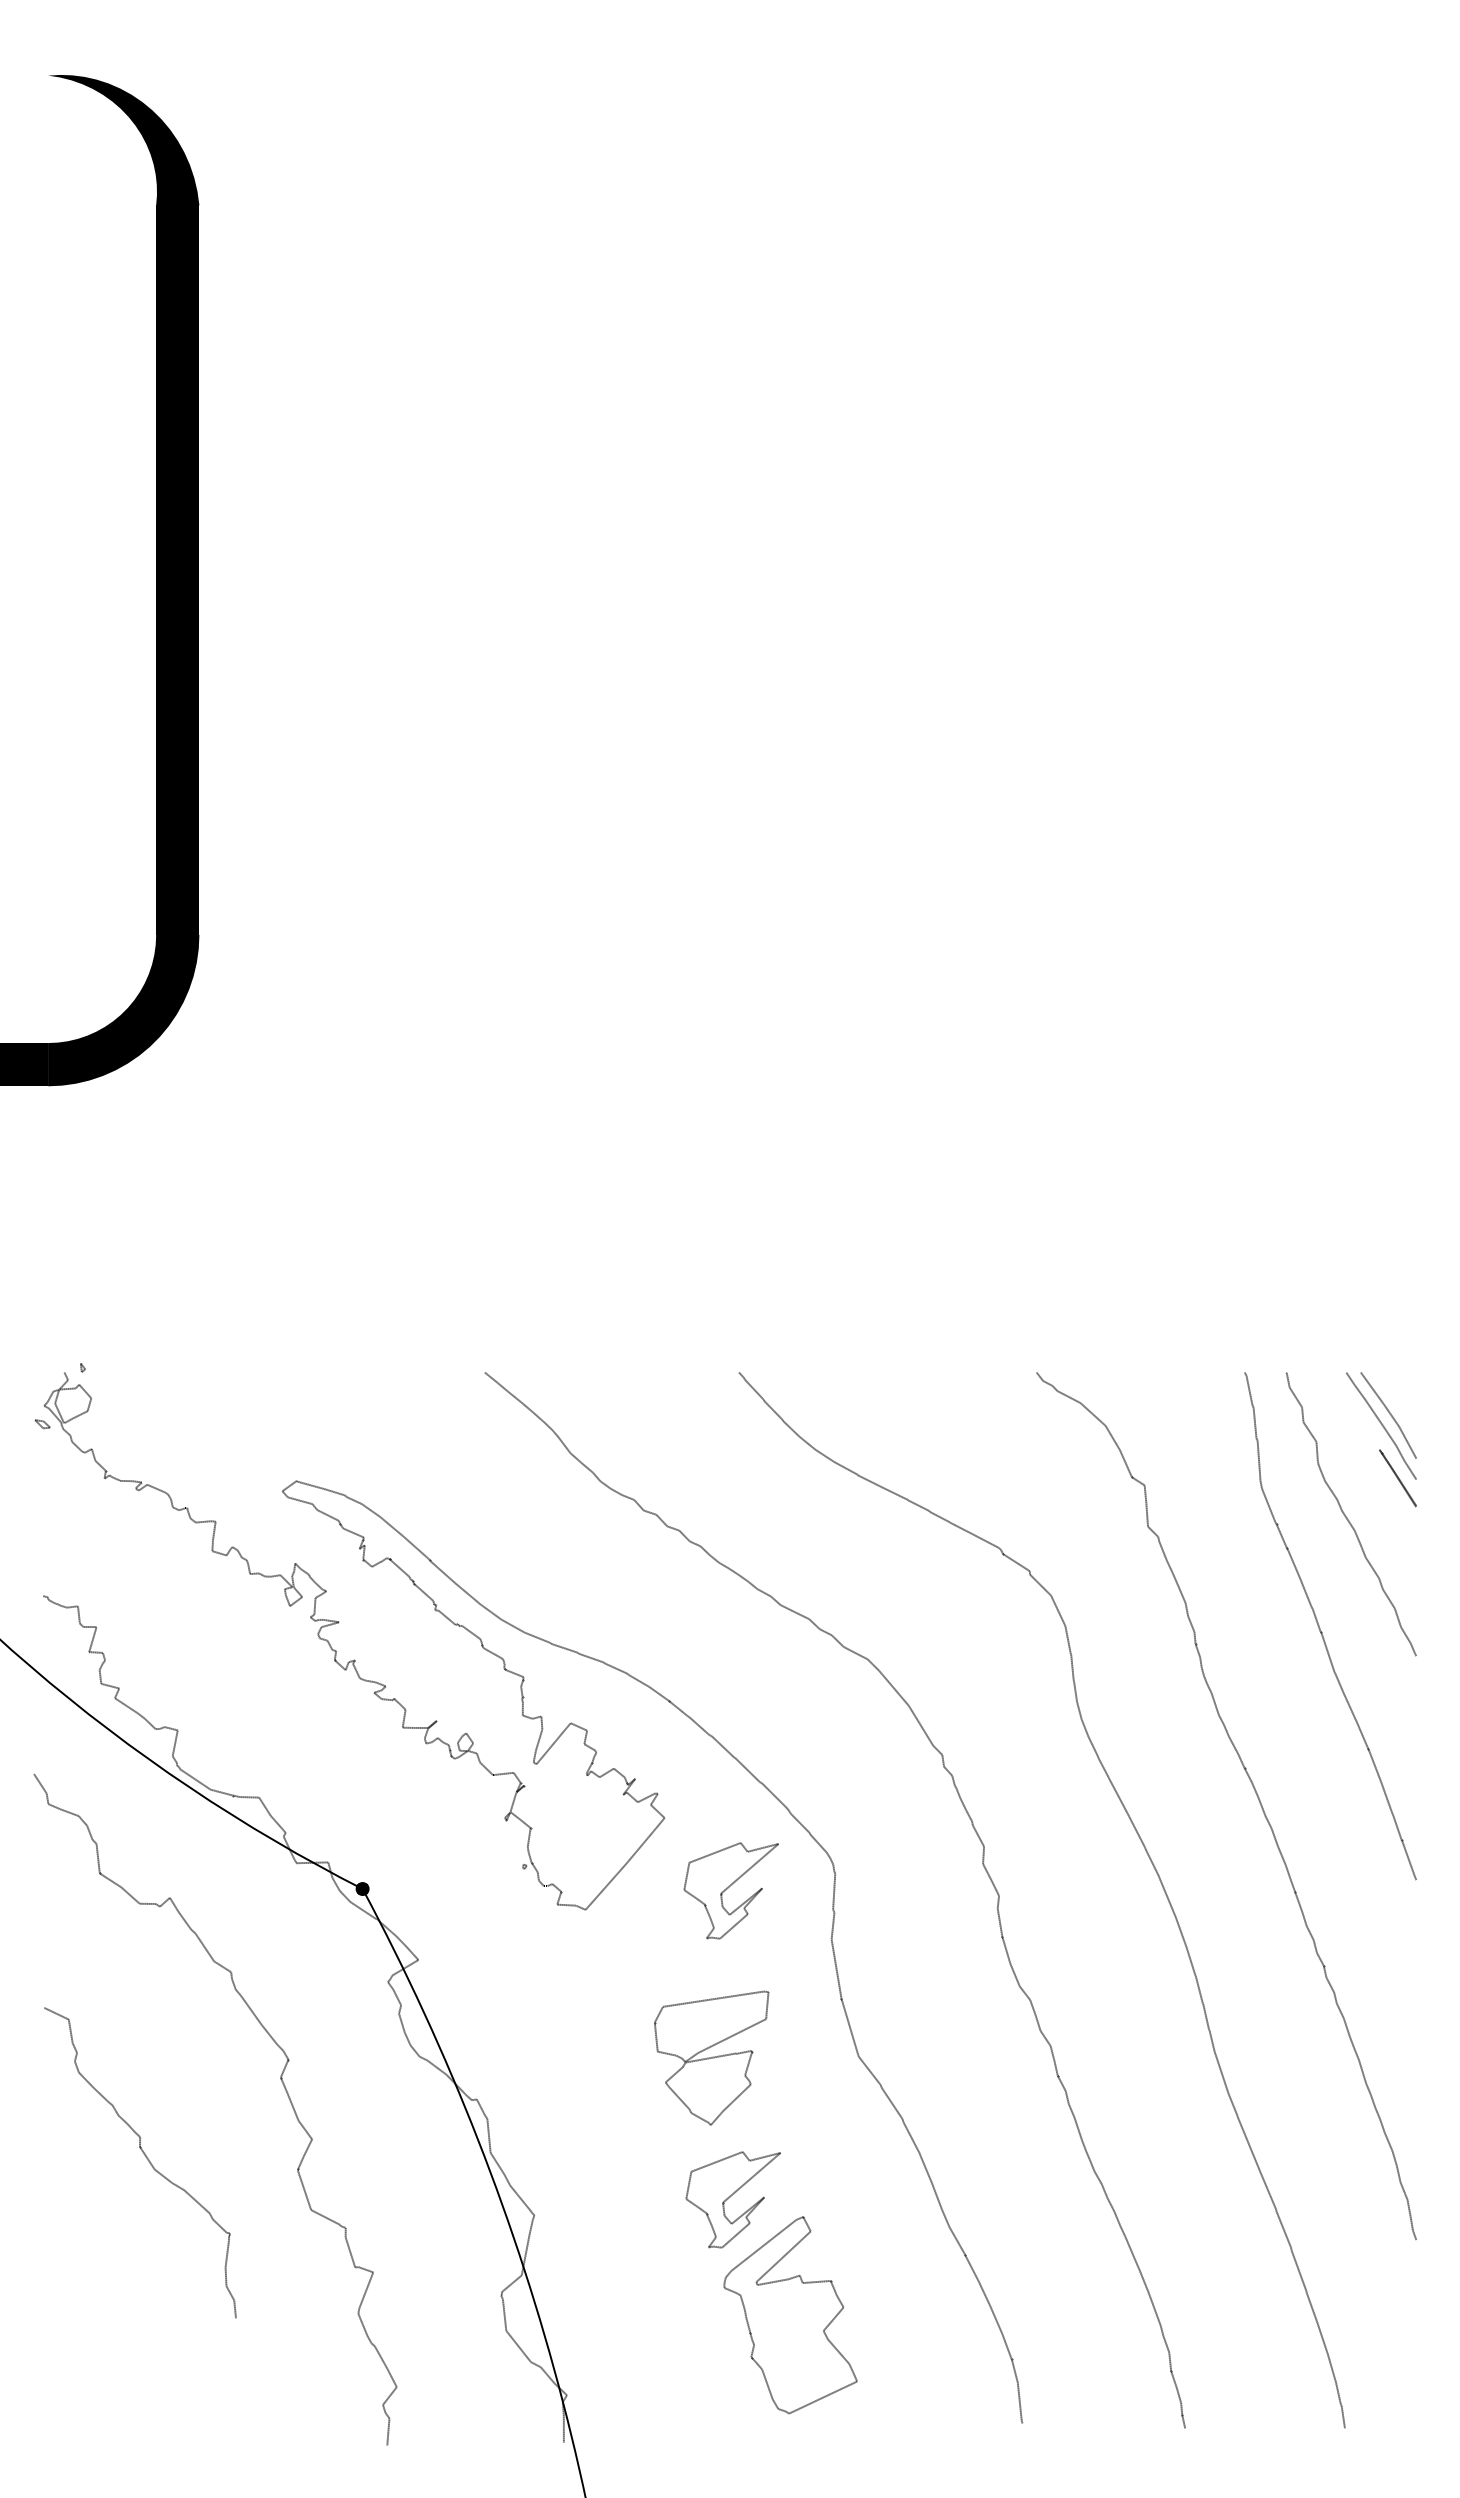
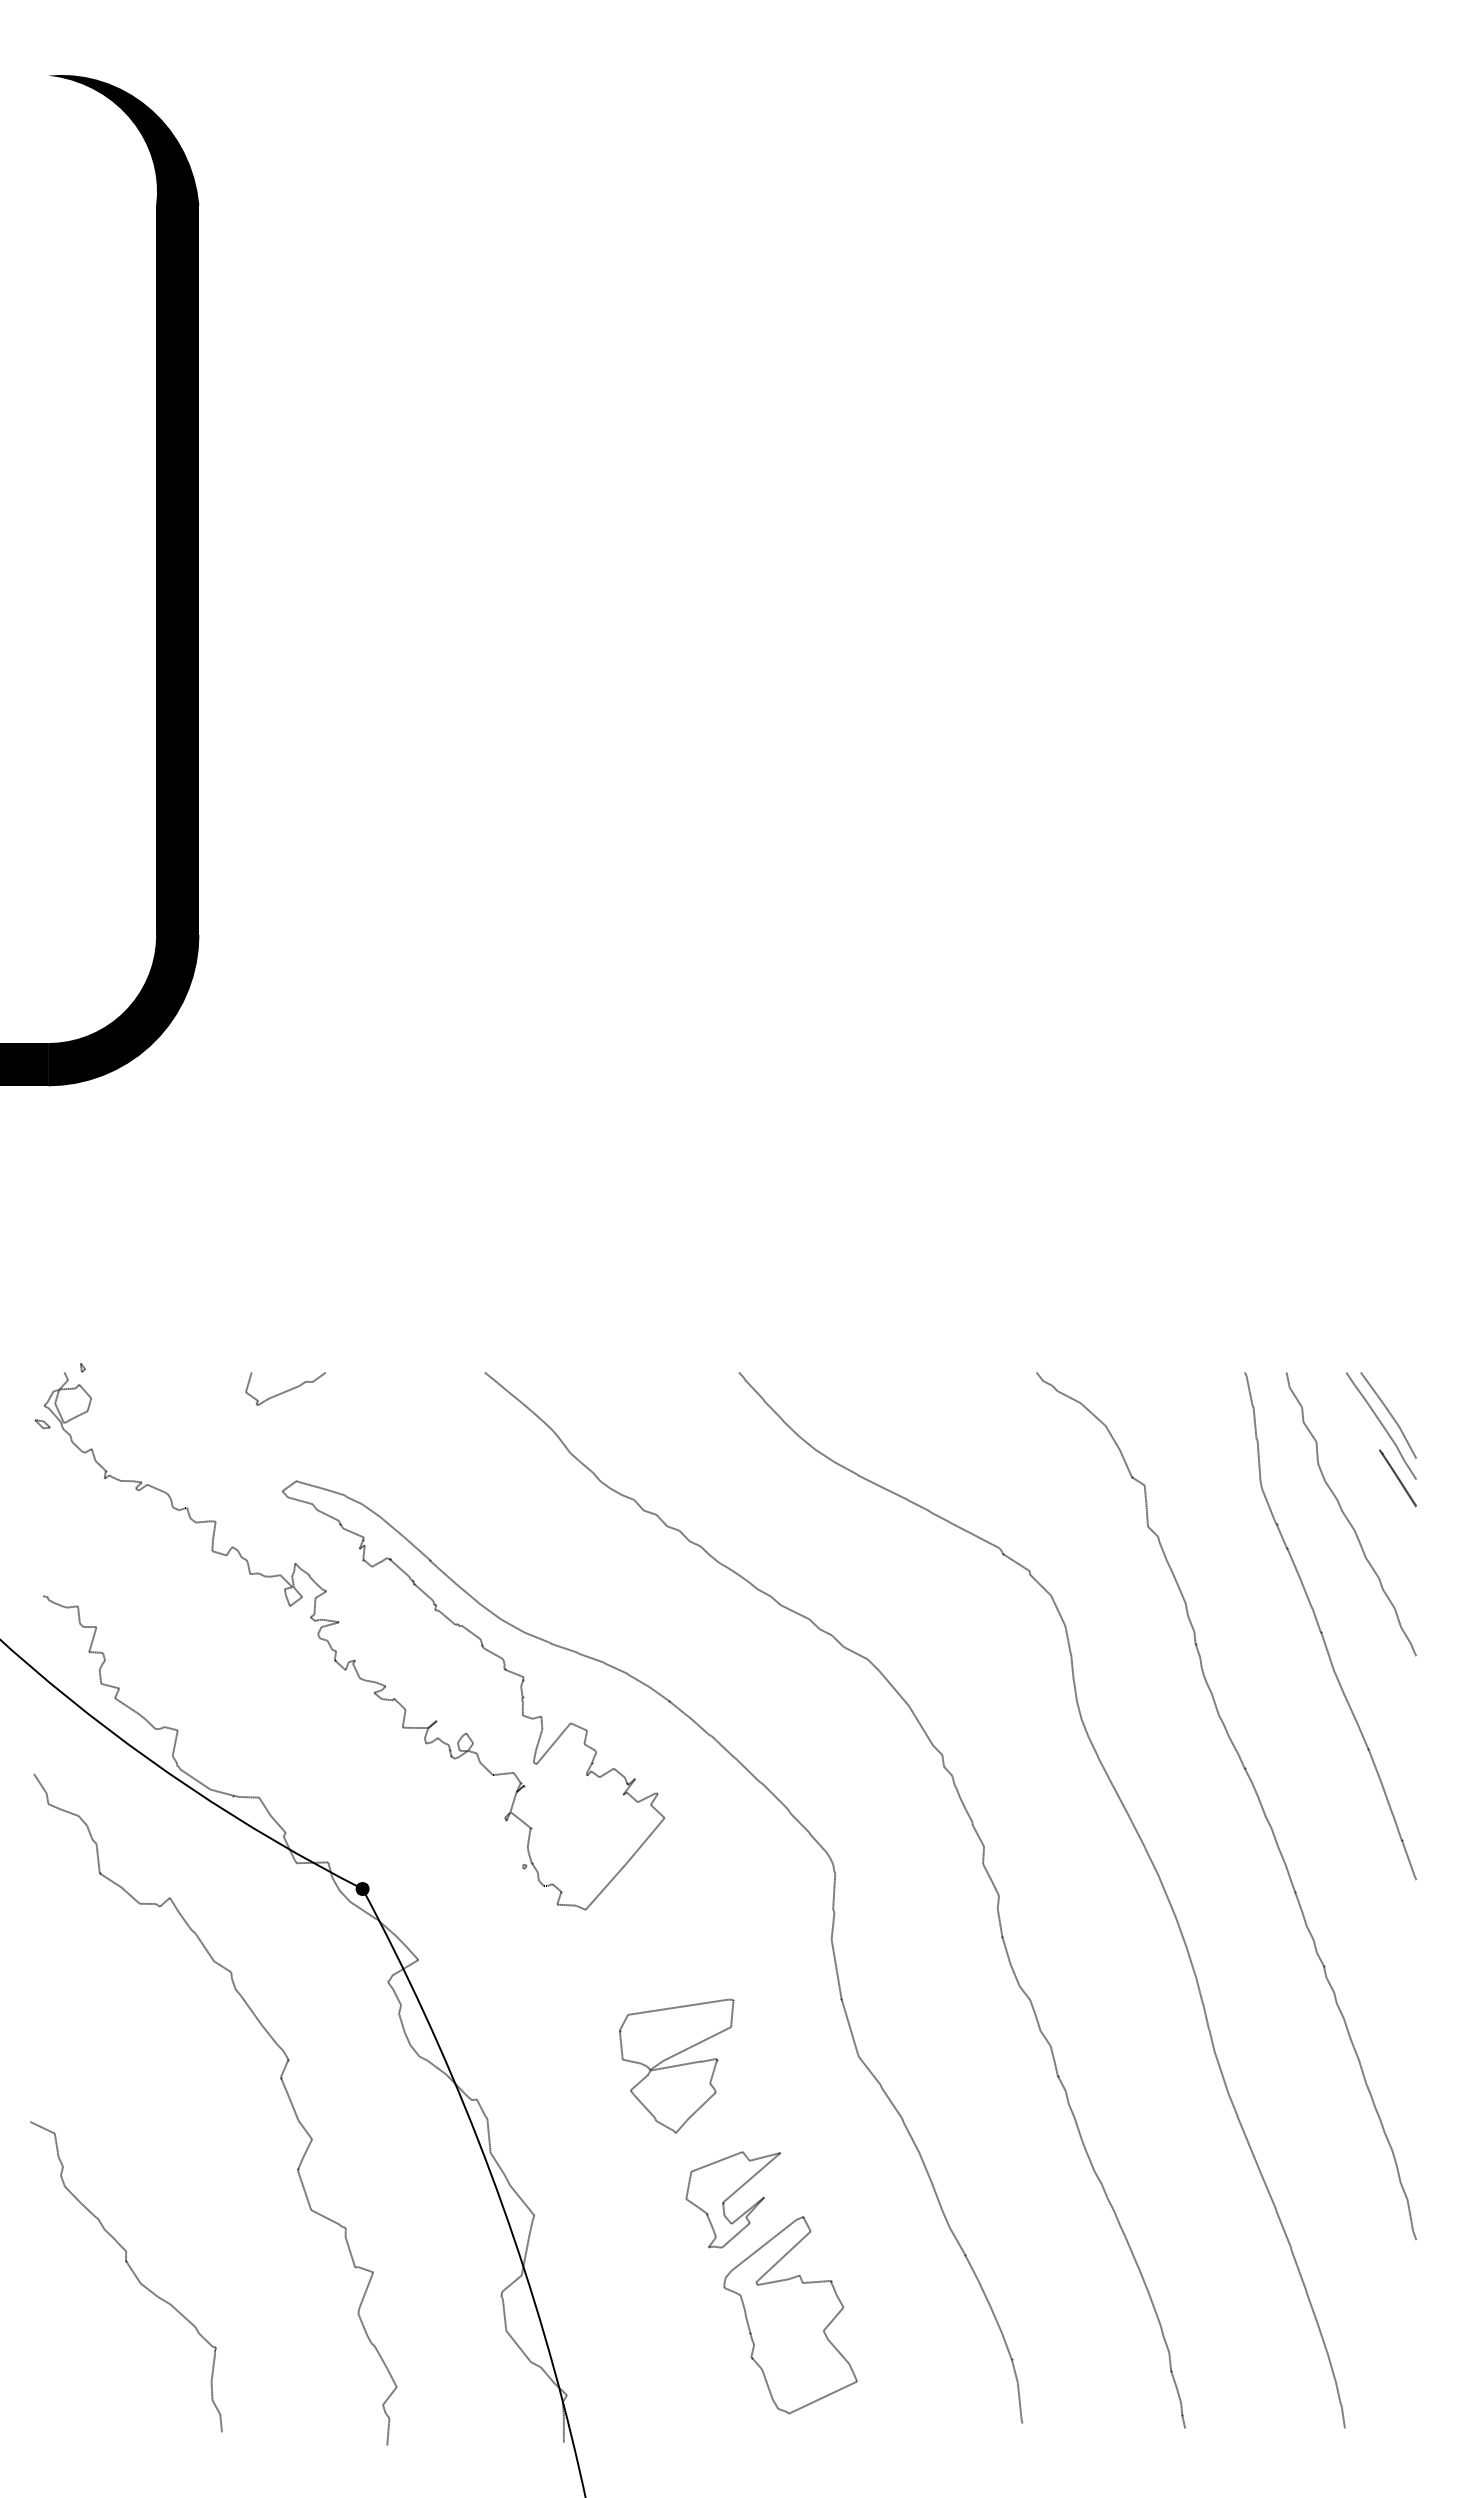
curve: none -> present (285, 1390)
part: present -> none (730, 1890)
part position: (711, 2057) -> (676, 2065) (676, 2065)
curve position: (145, 2157) -> (131, 2271) (131, 2271)
